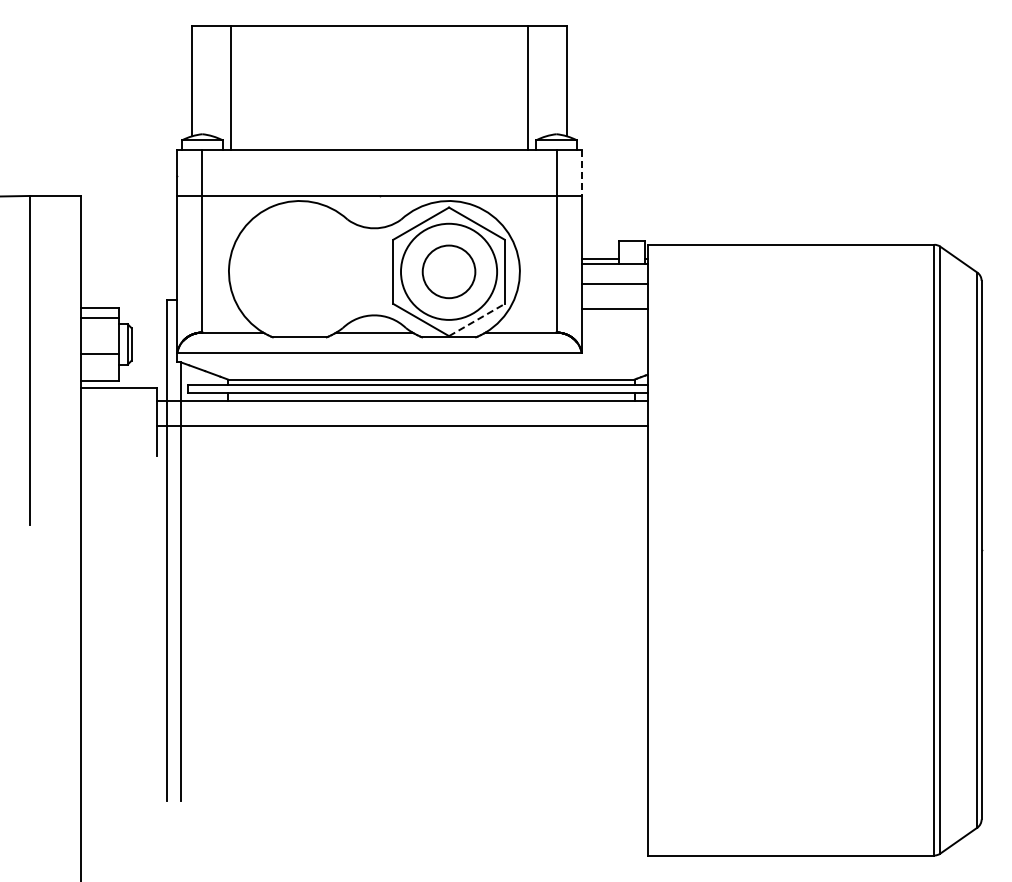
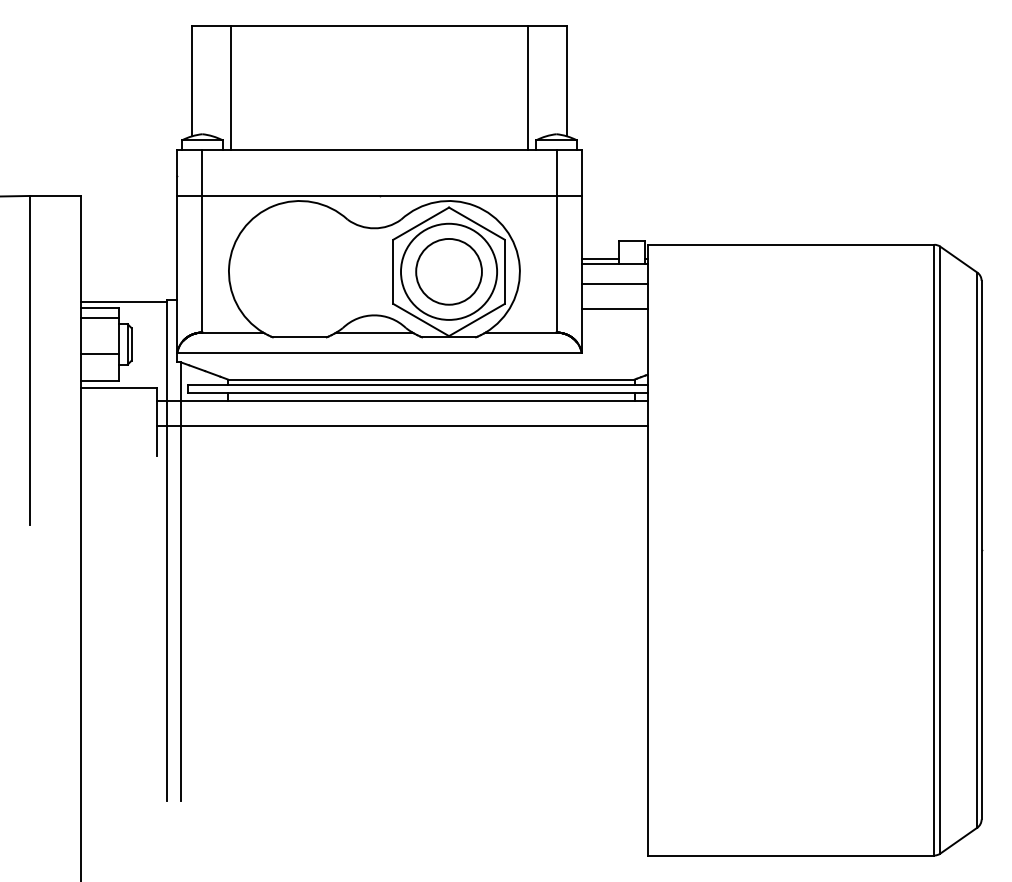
line: dashed -> solid (581, 173)
circle size: 56x56 px -> 68x68 px (448, 271)
line: none -> present (123, 302)
line: dashed -> solid (477, 319)
